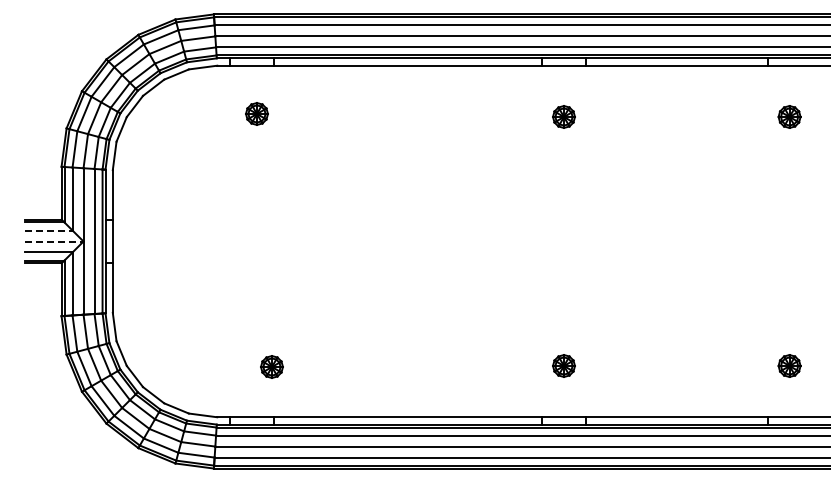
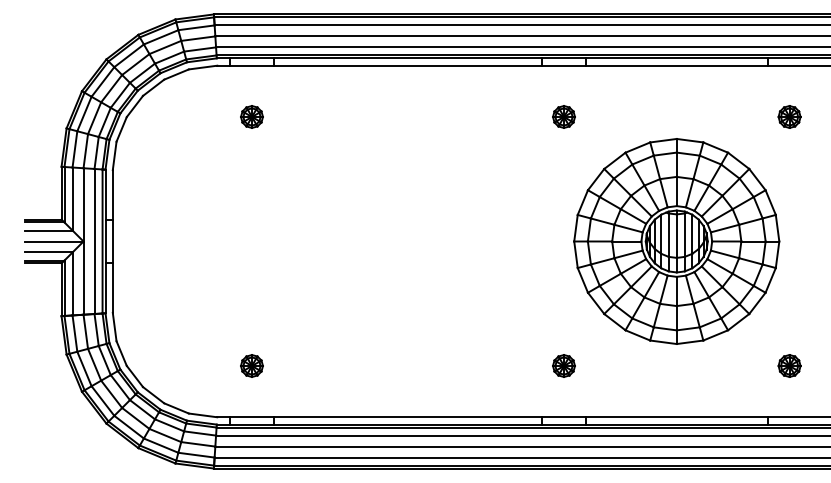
part position: (256, 113) -> (251, 116) (251, 116)
line: dashed -> solid (48, 230)
line: dashed -> solid (54, 241)
part: none -> present (676, 241)
part position: (271, 366) -> (251, 365) (251, 365)
